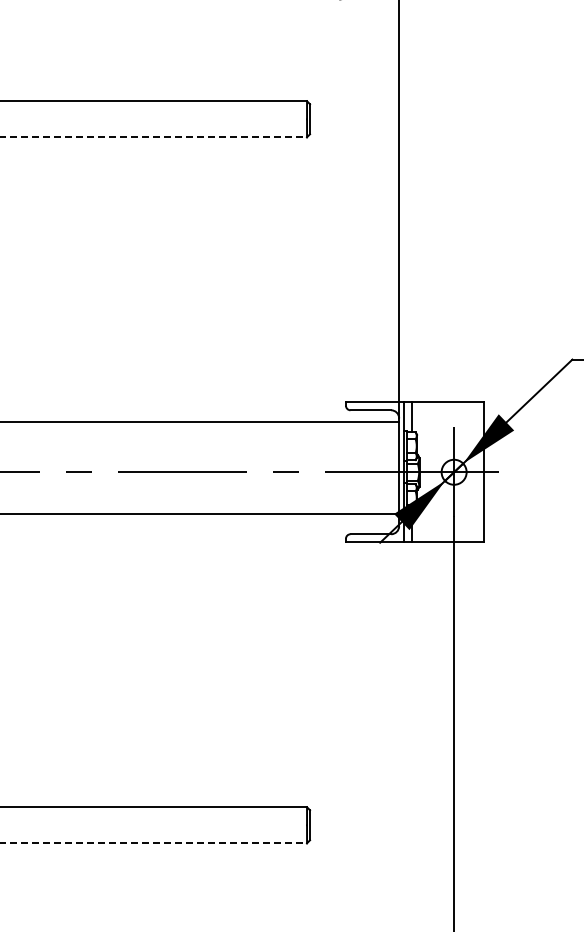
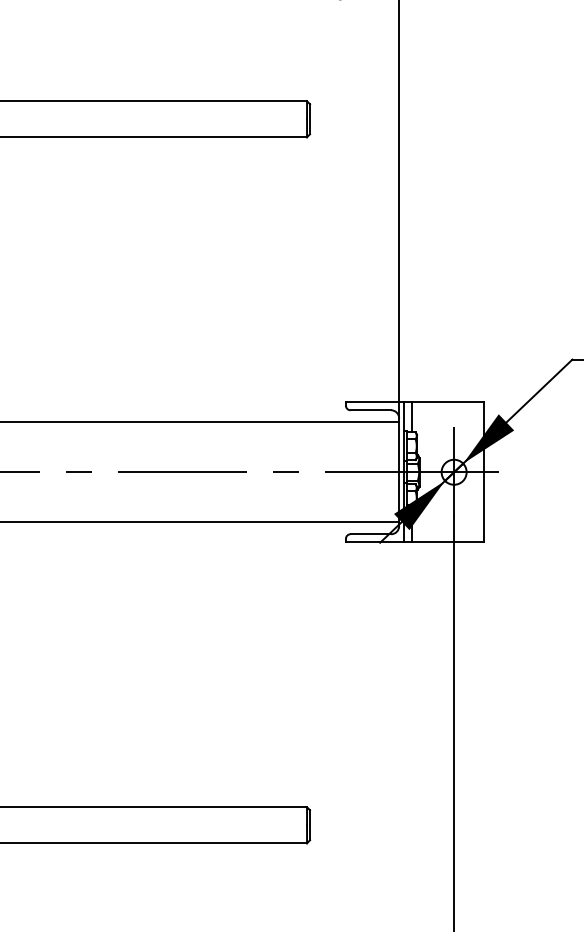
line: dashed -> solid (154, 137)
line position: (200, 514) -> (200, 522) (200, 522)
line: dashed -> solid (154, 843)
